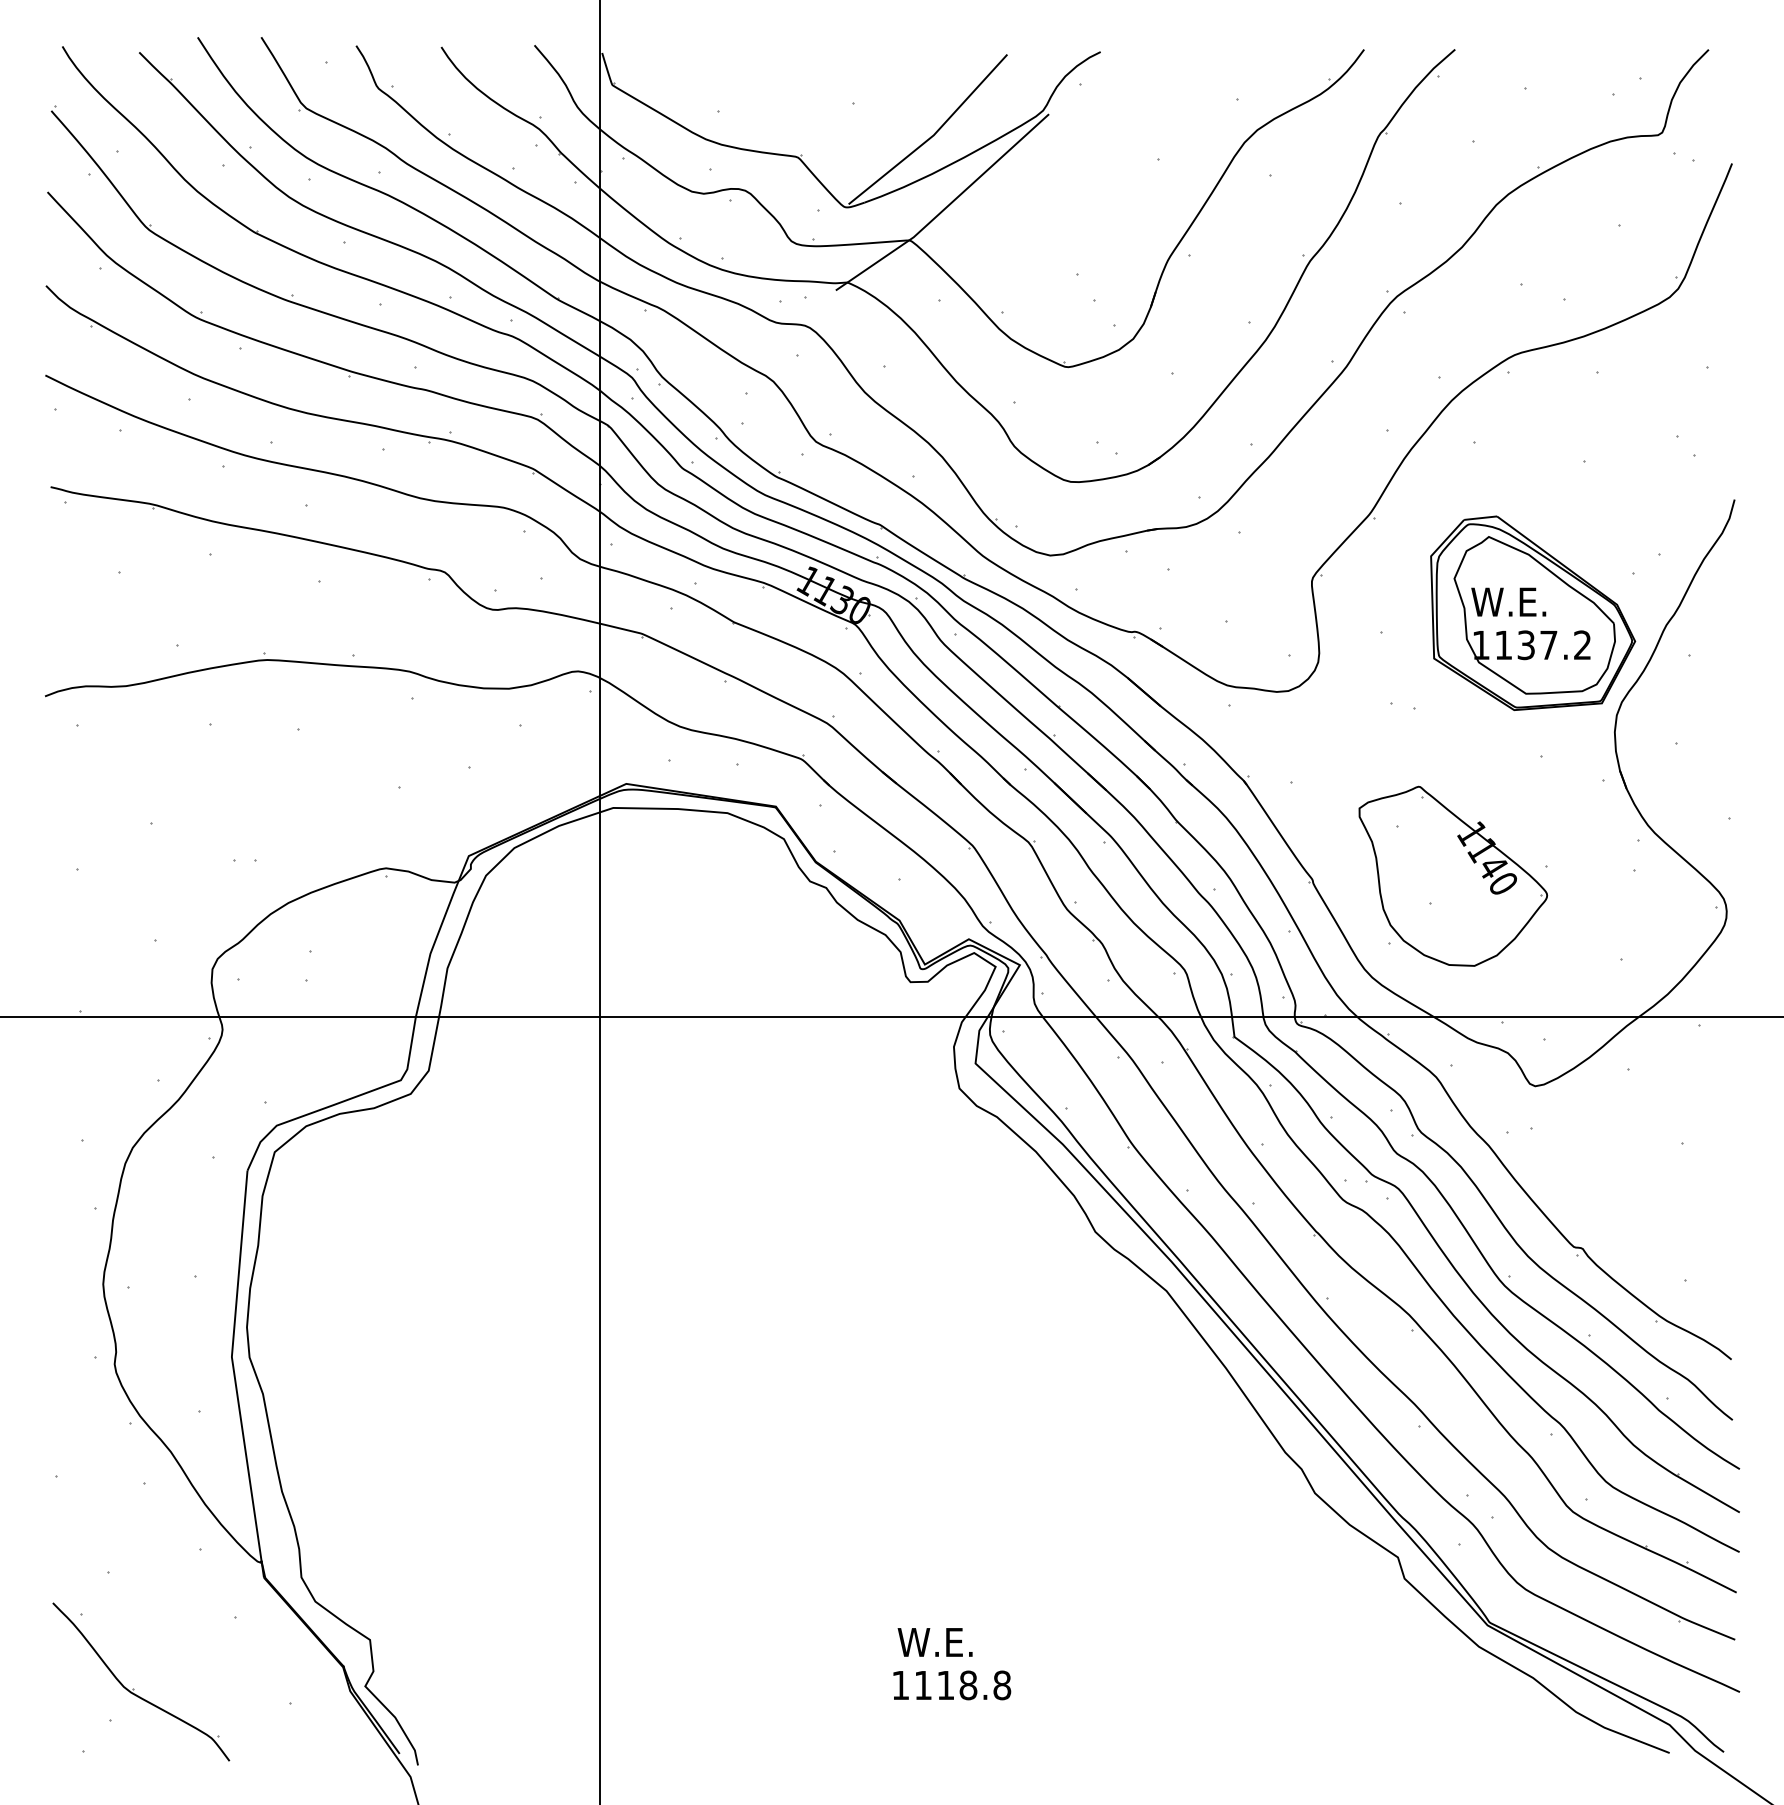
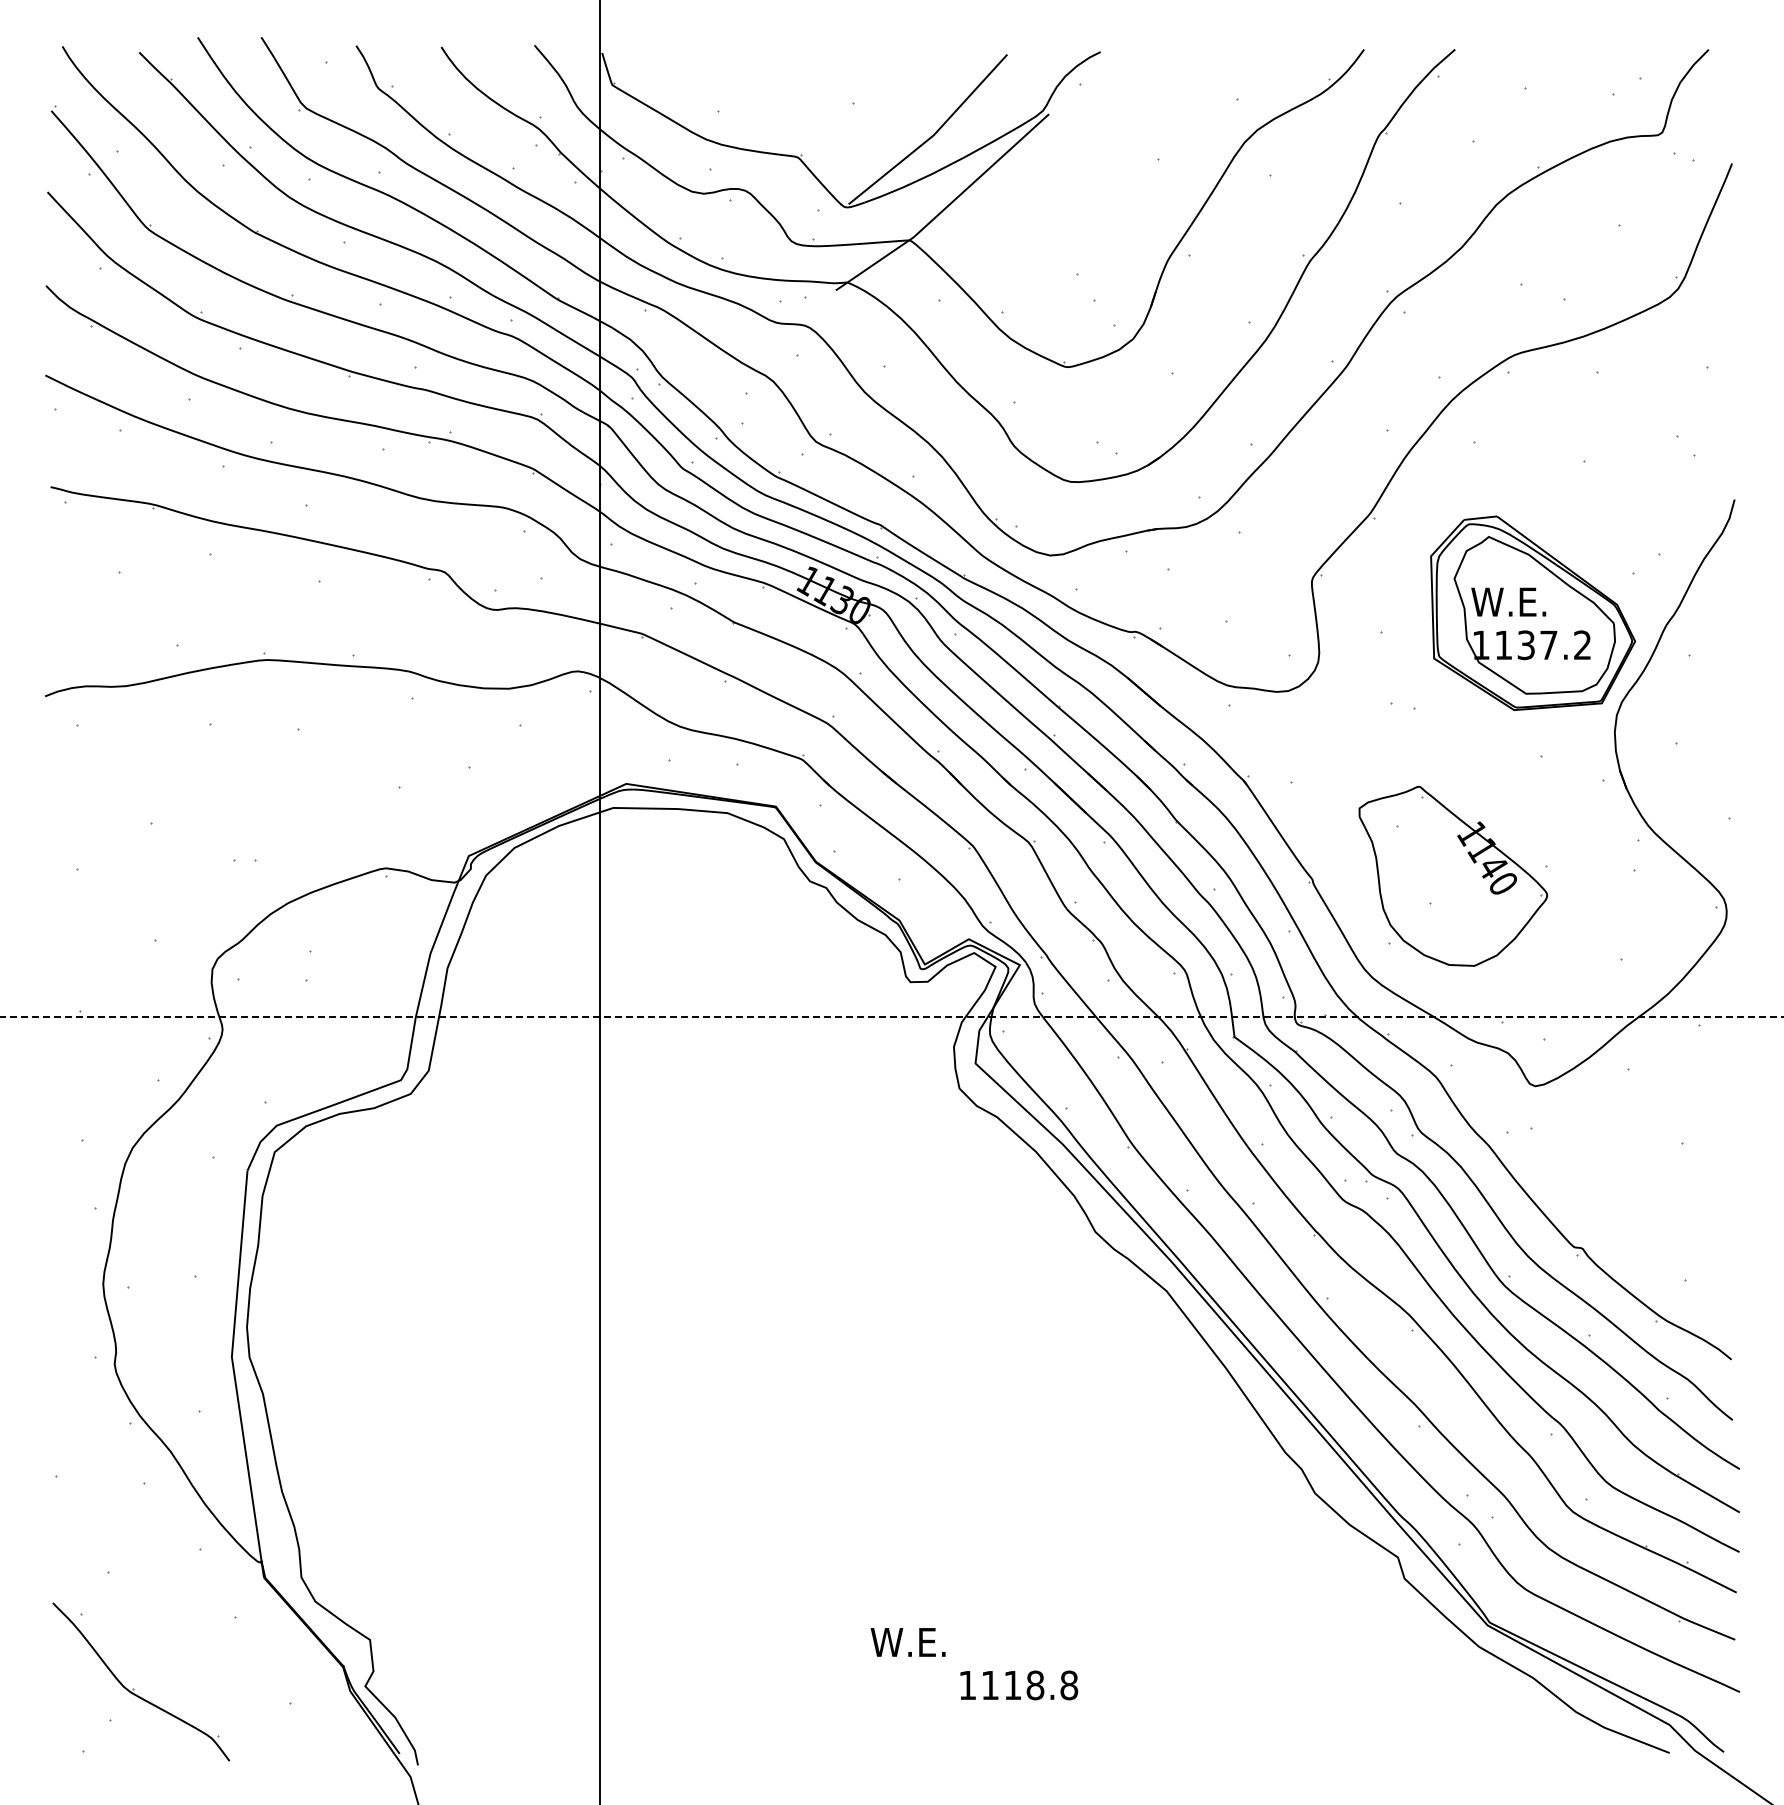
line: solid -> dashed (892, 1017)
text position: (934, 1642) -> (907, 1642) (907, 1642)
text position: (952, 1685) -> (1019, 1685) (1019, 1685)
